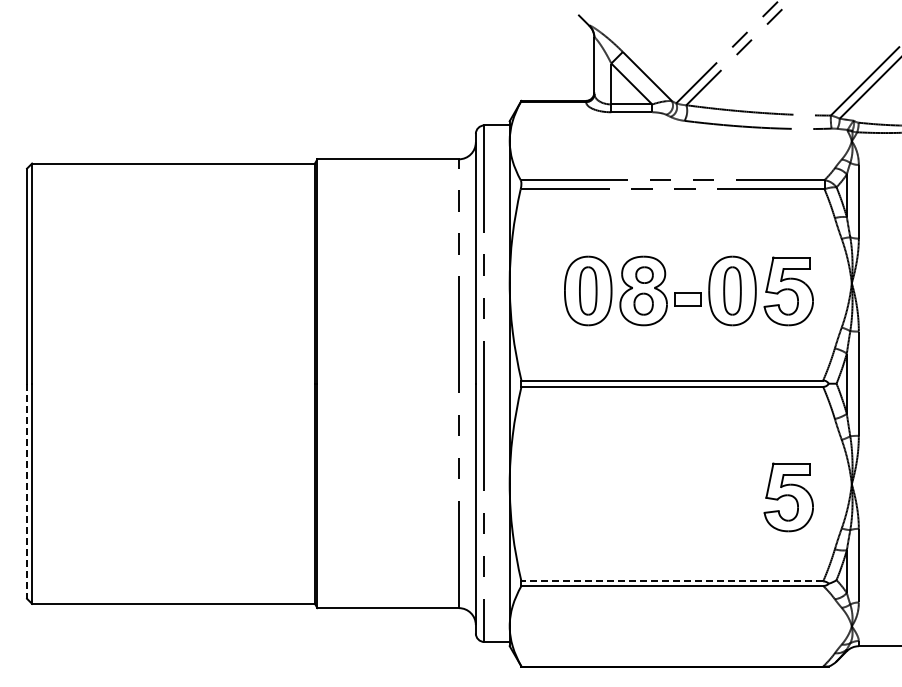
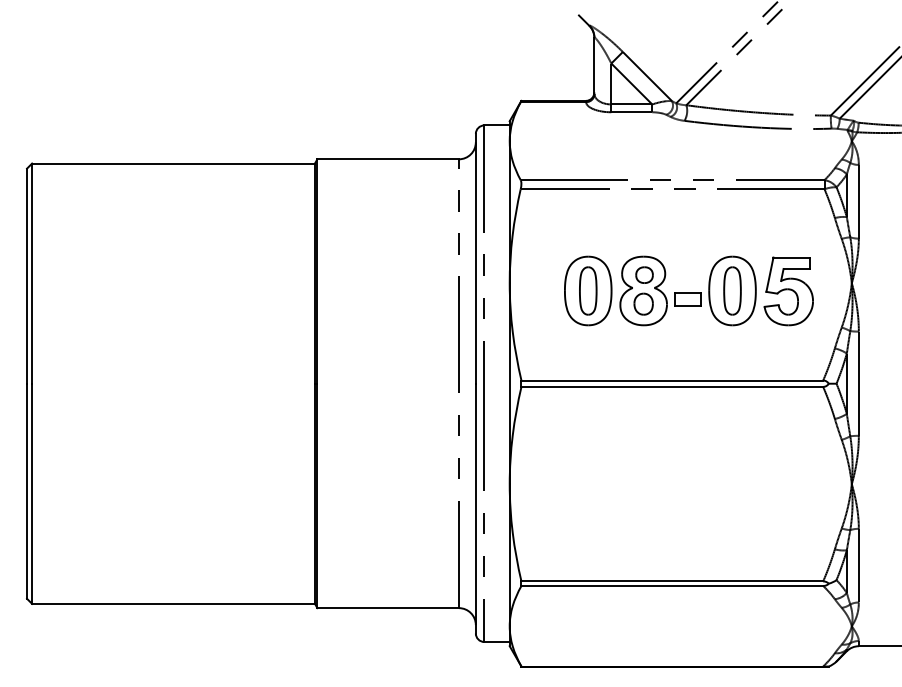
line: dashed -> solid (27, 491)
part: present -> none (788, 497)
line: dashed -> solid (672, 581)
